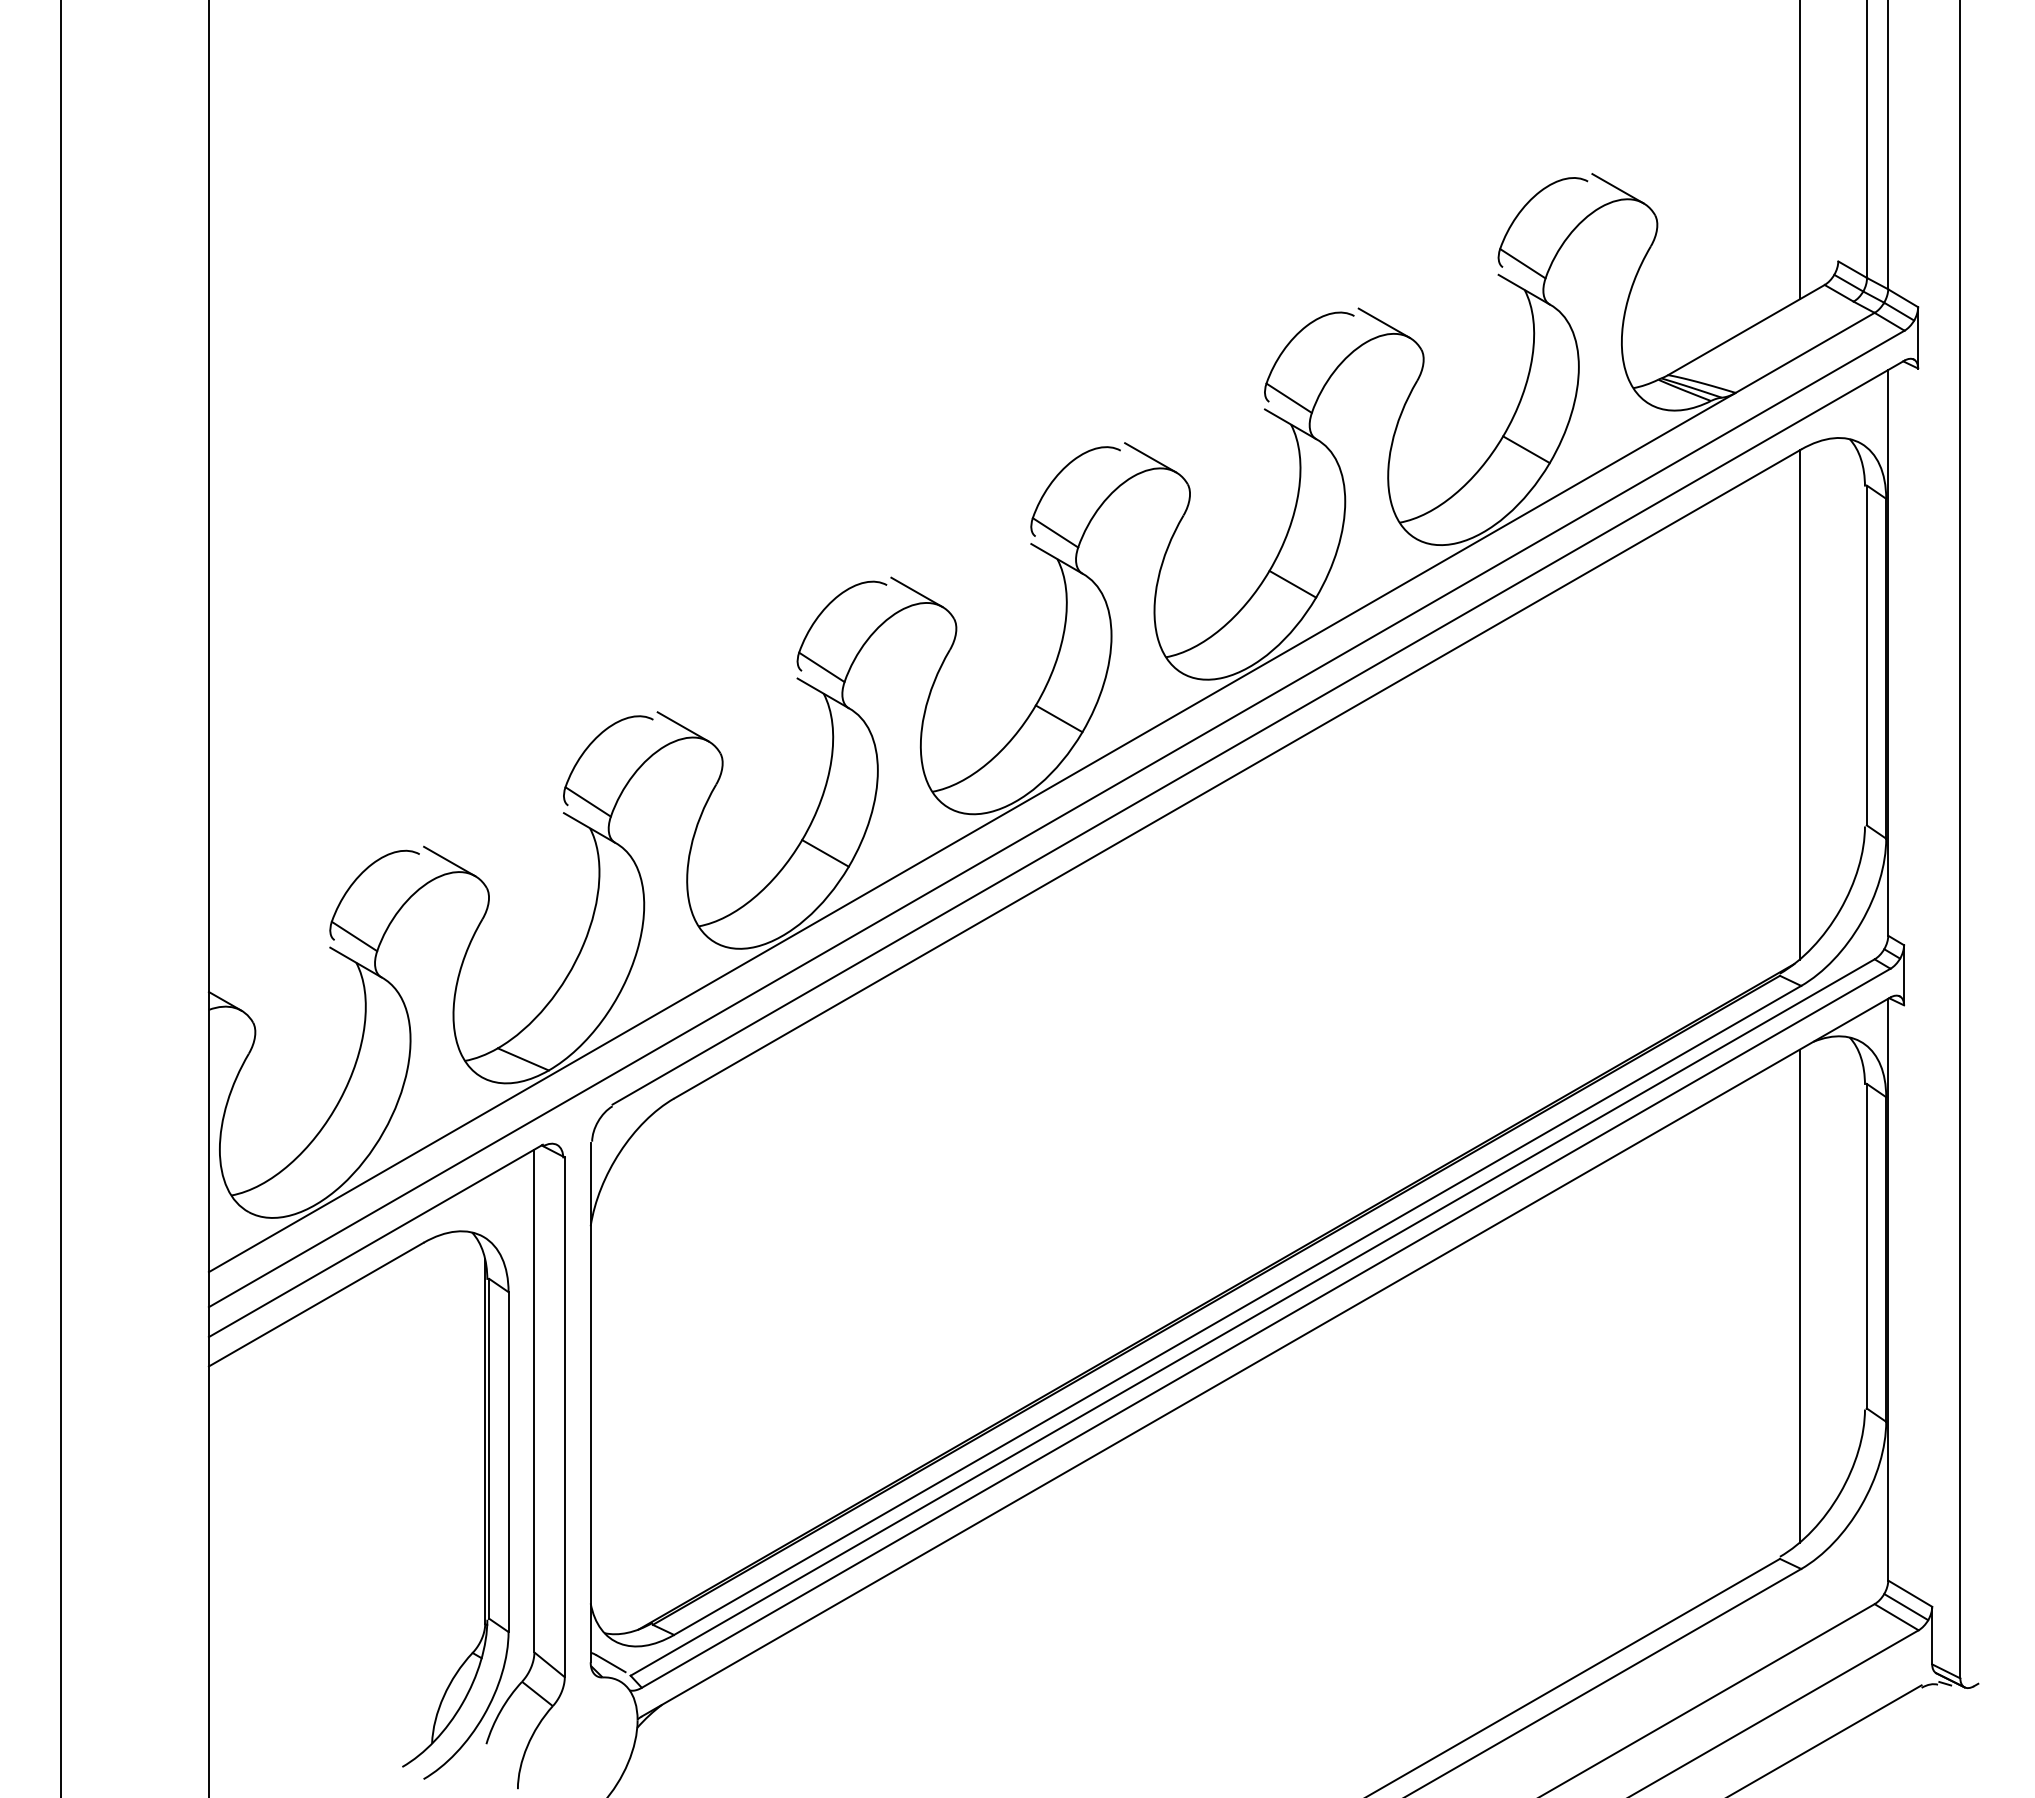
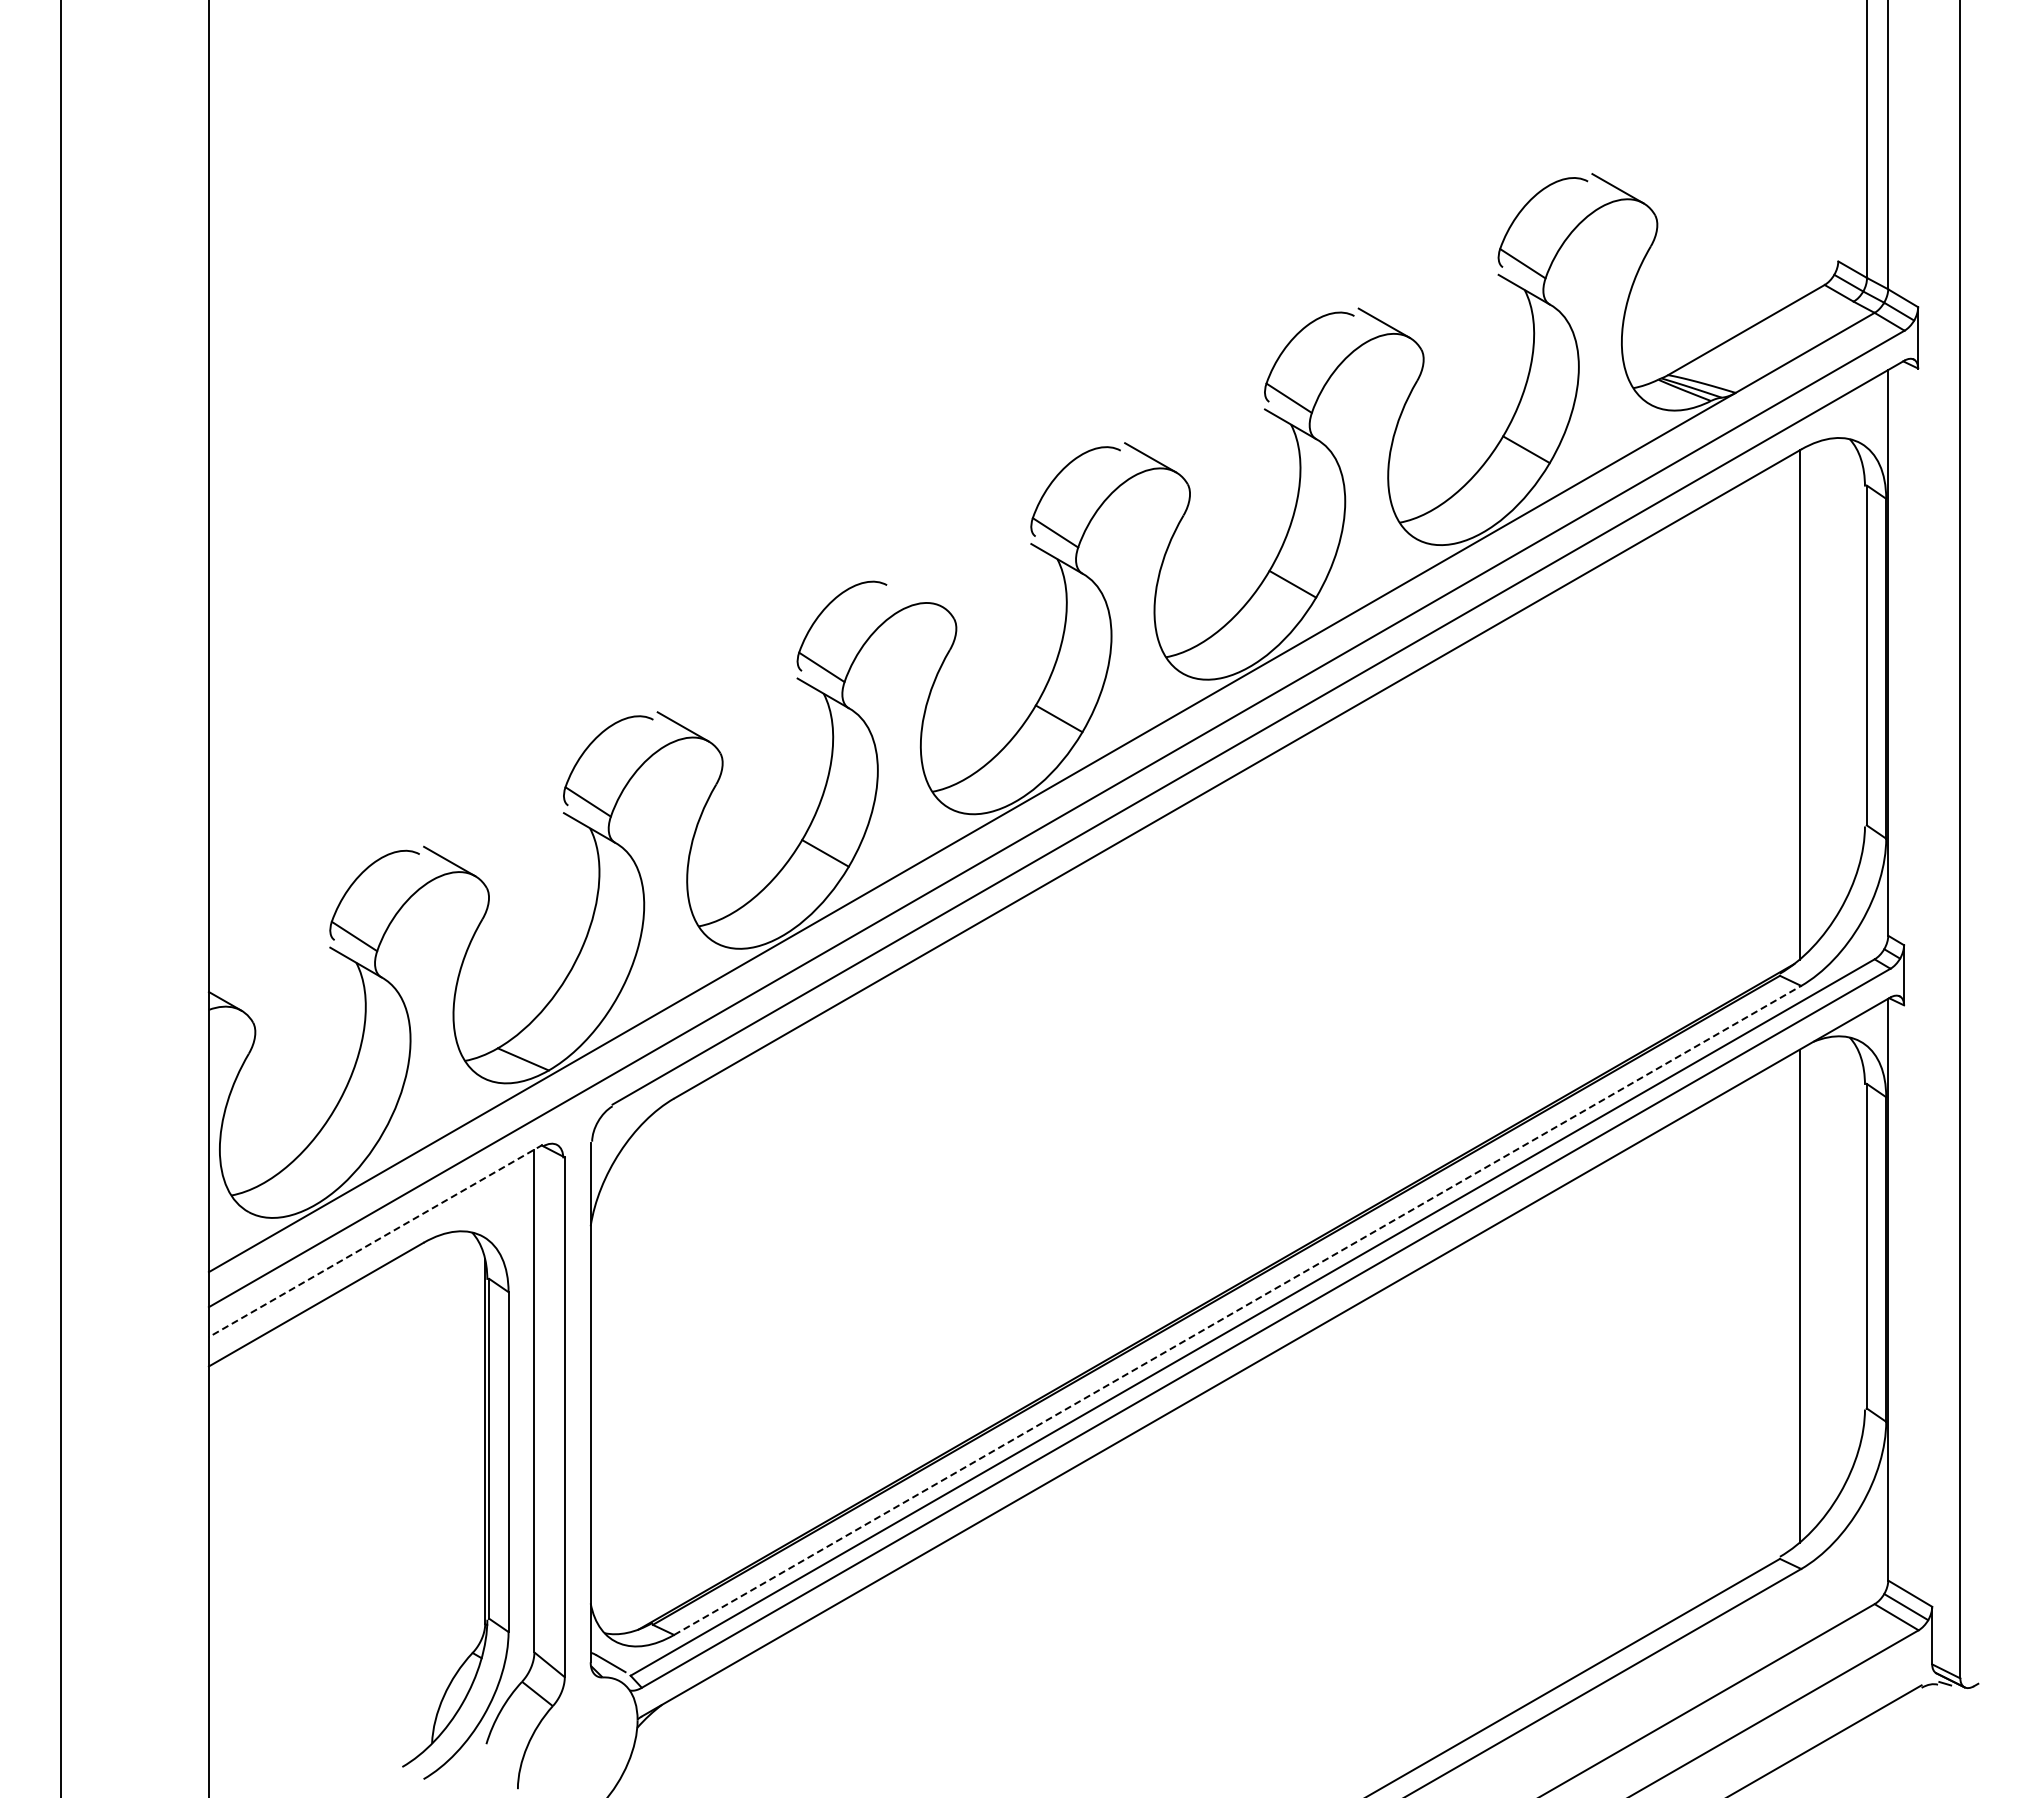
line: present -> none (1799, 150)
line: present -> none (916, 591)
line: solid -> dashed (375, 1240)
line: solid -> dashed (1238, 1310)
